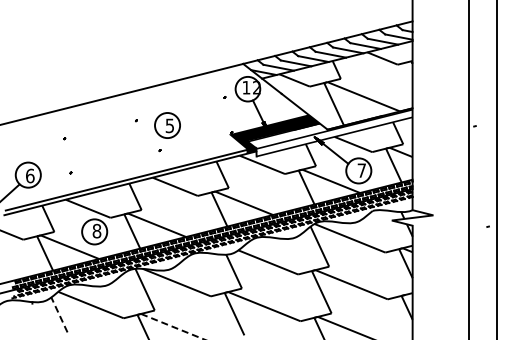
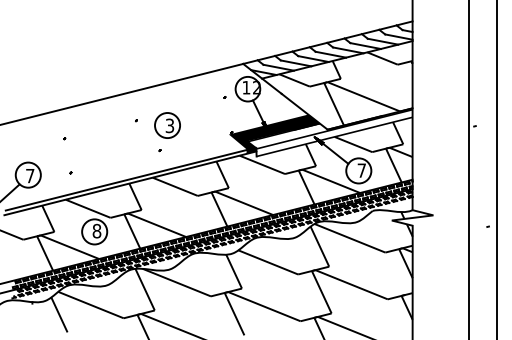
text: 5 -> 3 (170, 125)
text: 6 -> 7 (30, 175)
line: dashed -> solid (59, 314)
line: dashed -> solid (173, 326)
